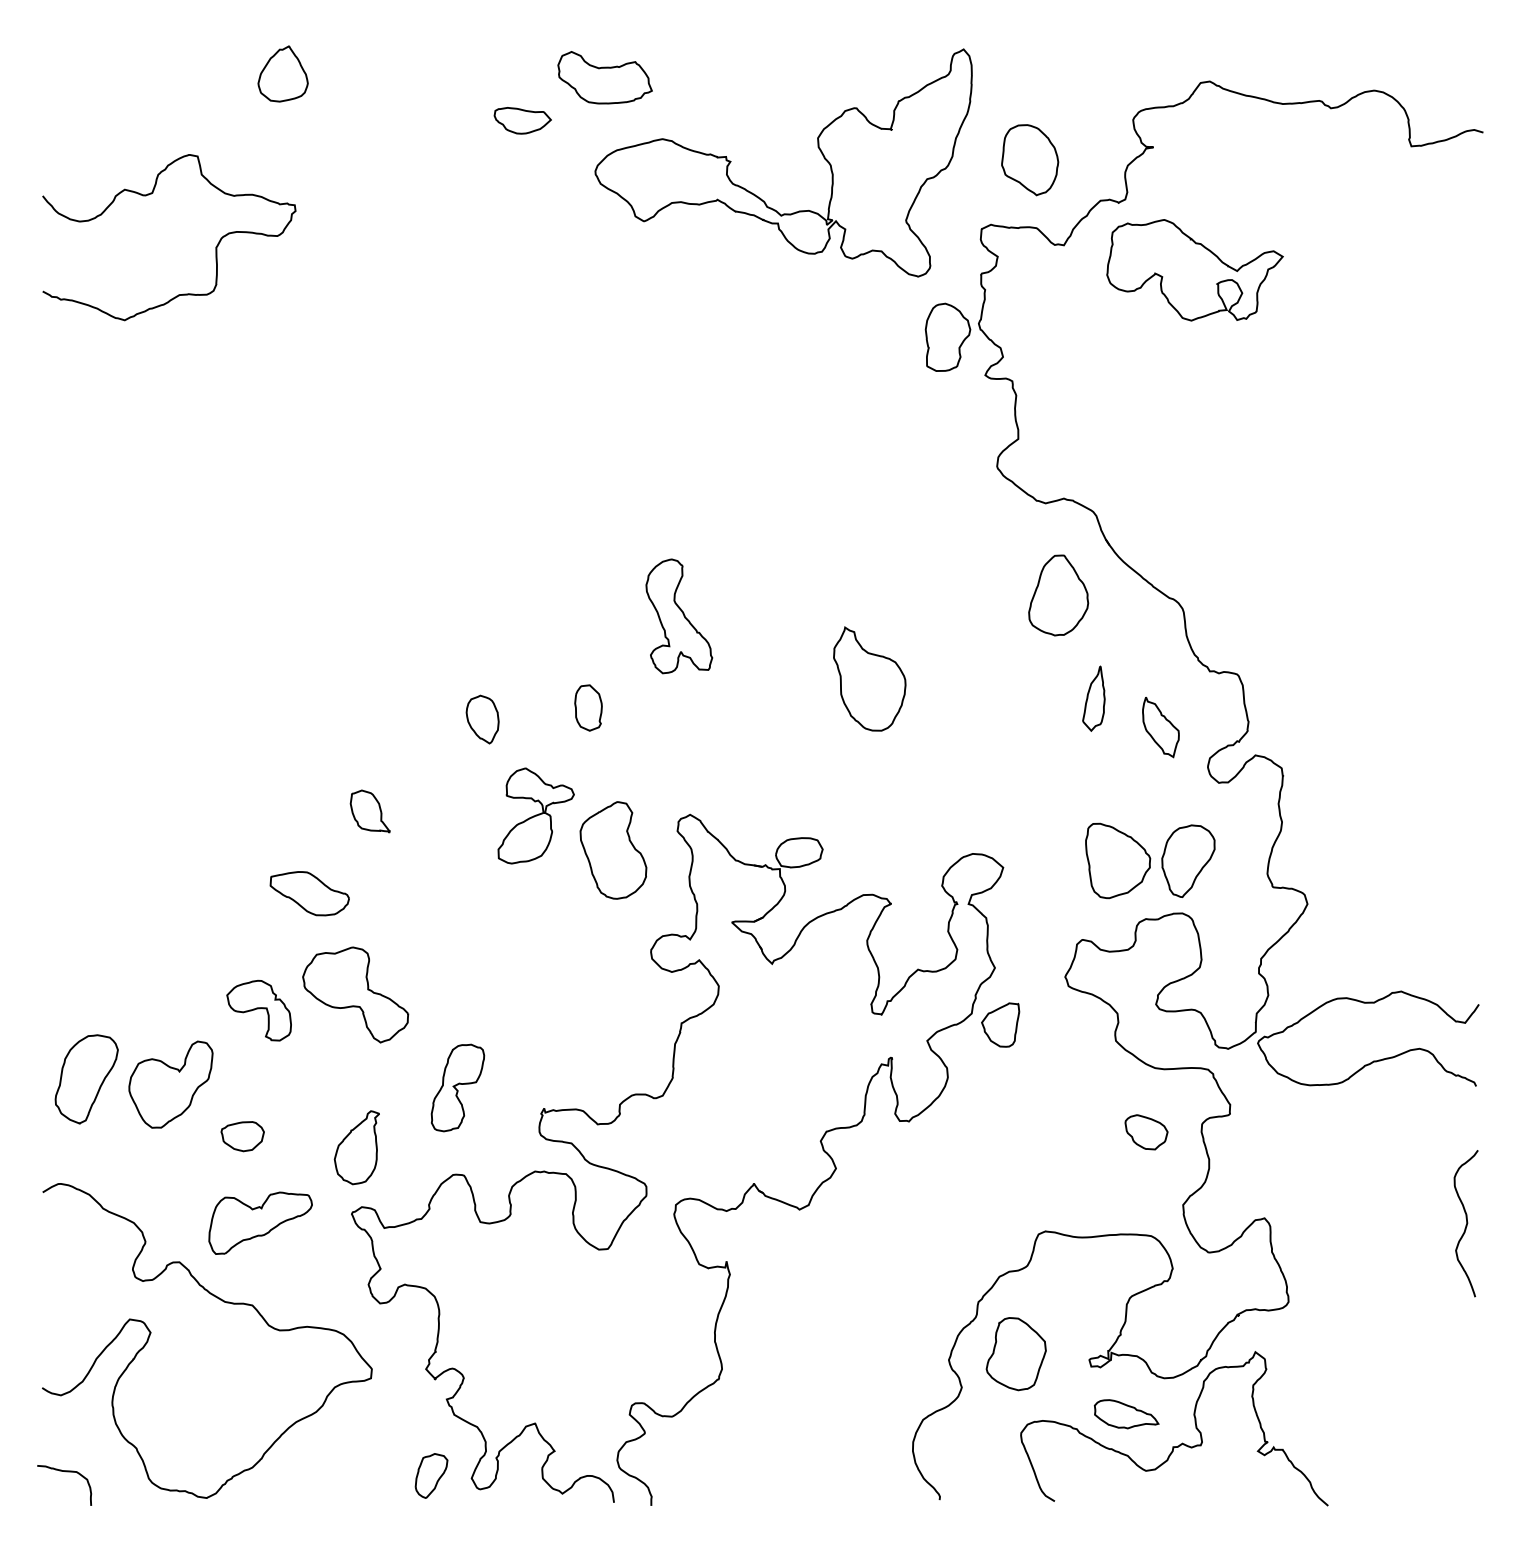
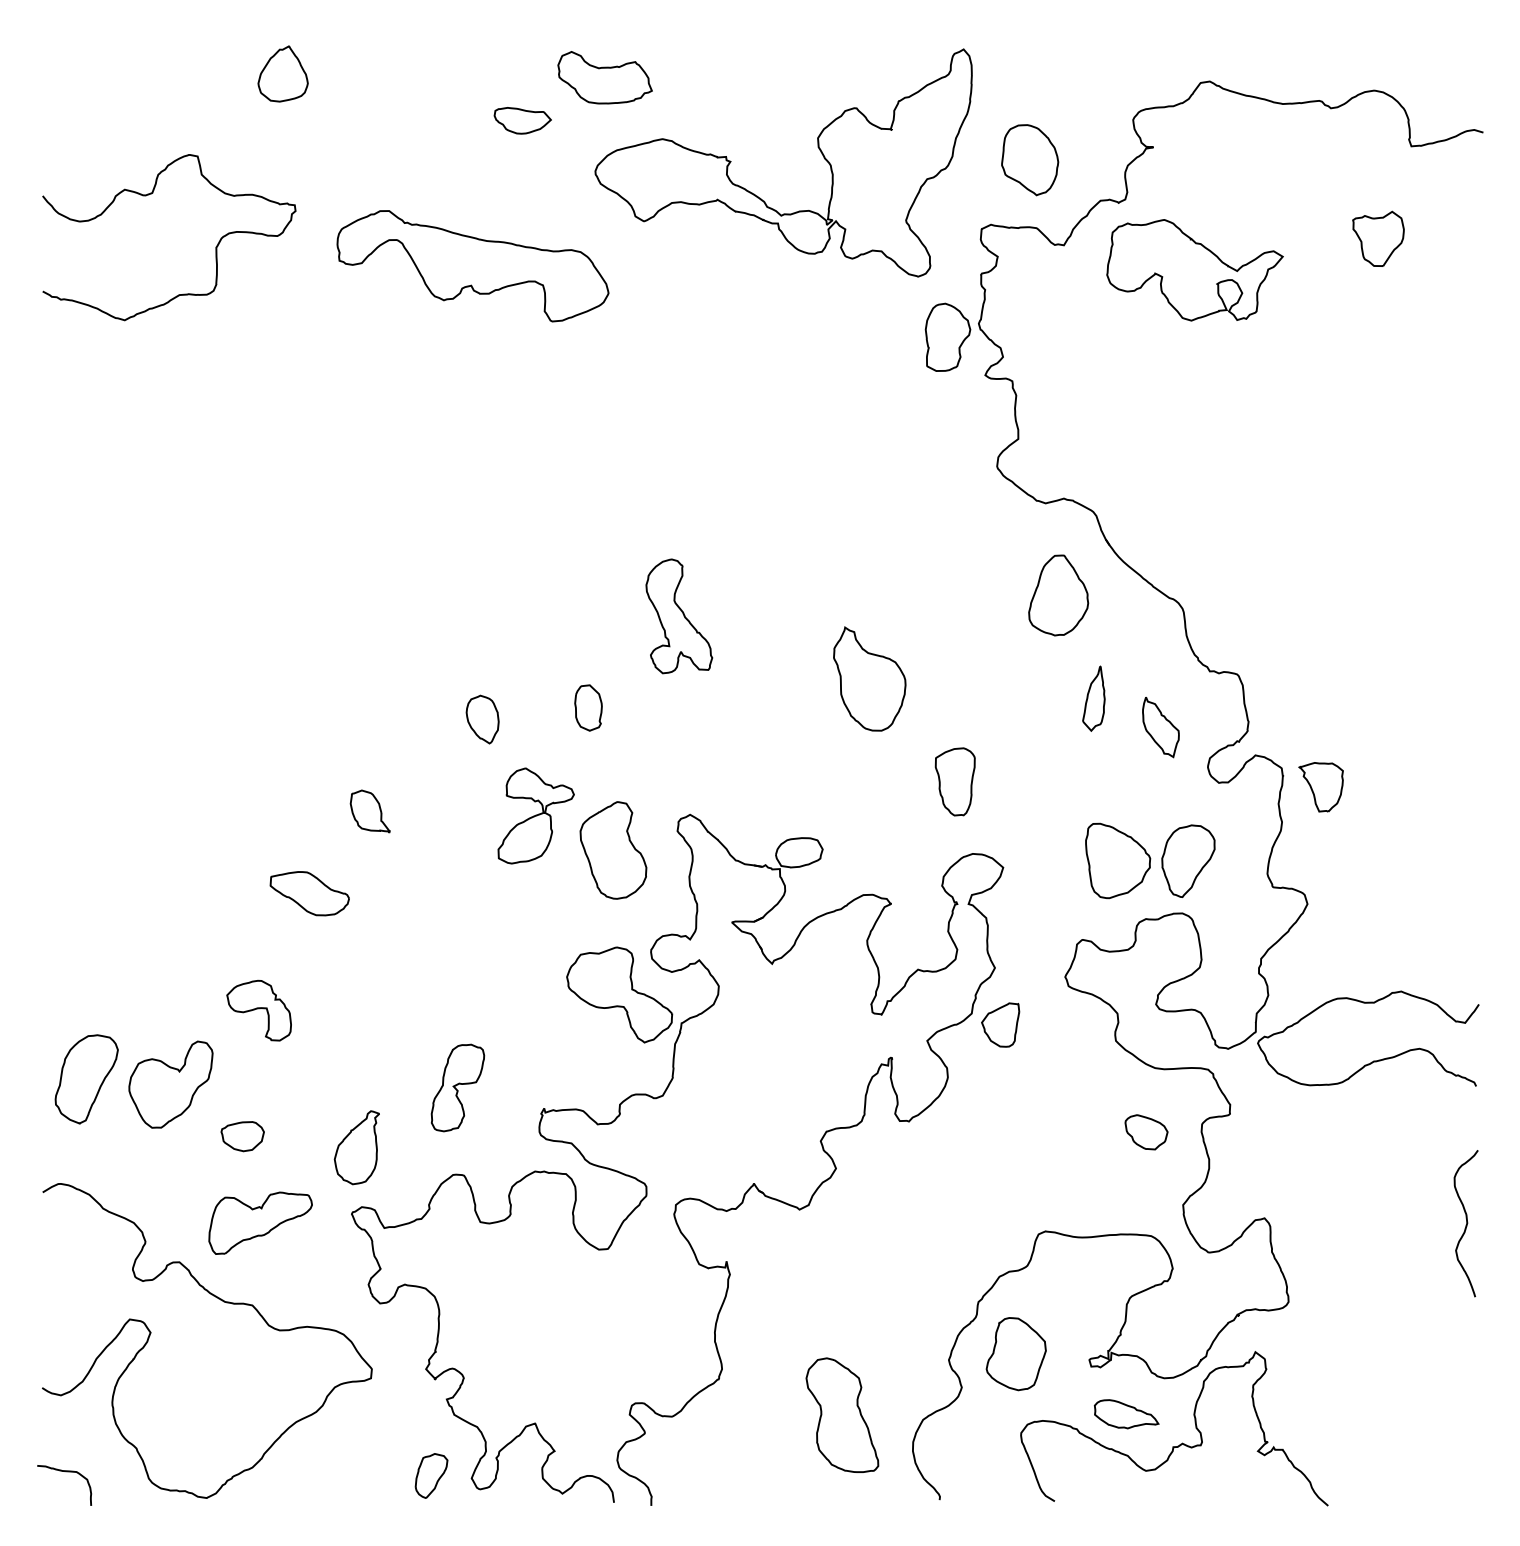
part: none -> present (1378, 238)
part: none -> present (472, 266)
part: none -> present (954, 781)
part: none -> present (1320, 787)
part position: (355, 994) -> (619, 994) (619, 994)
part: none -> present (842, 1414)
